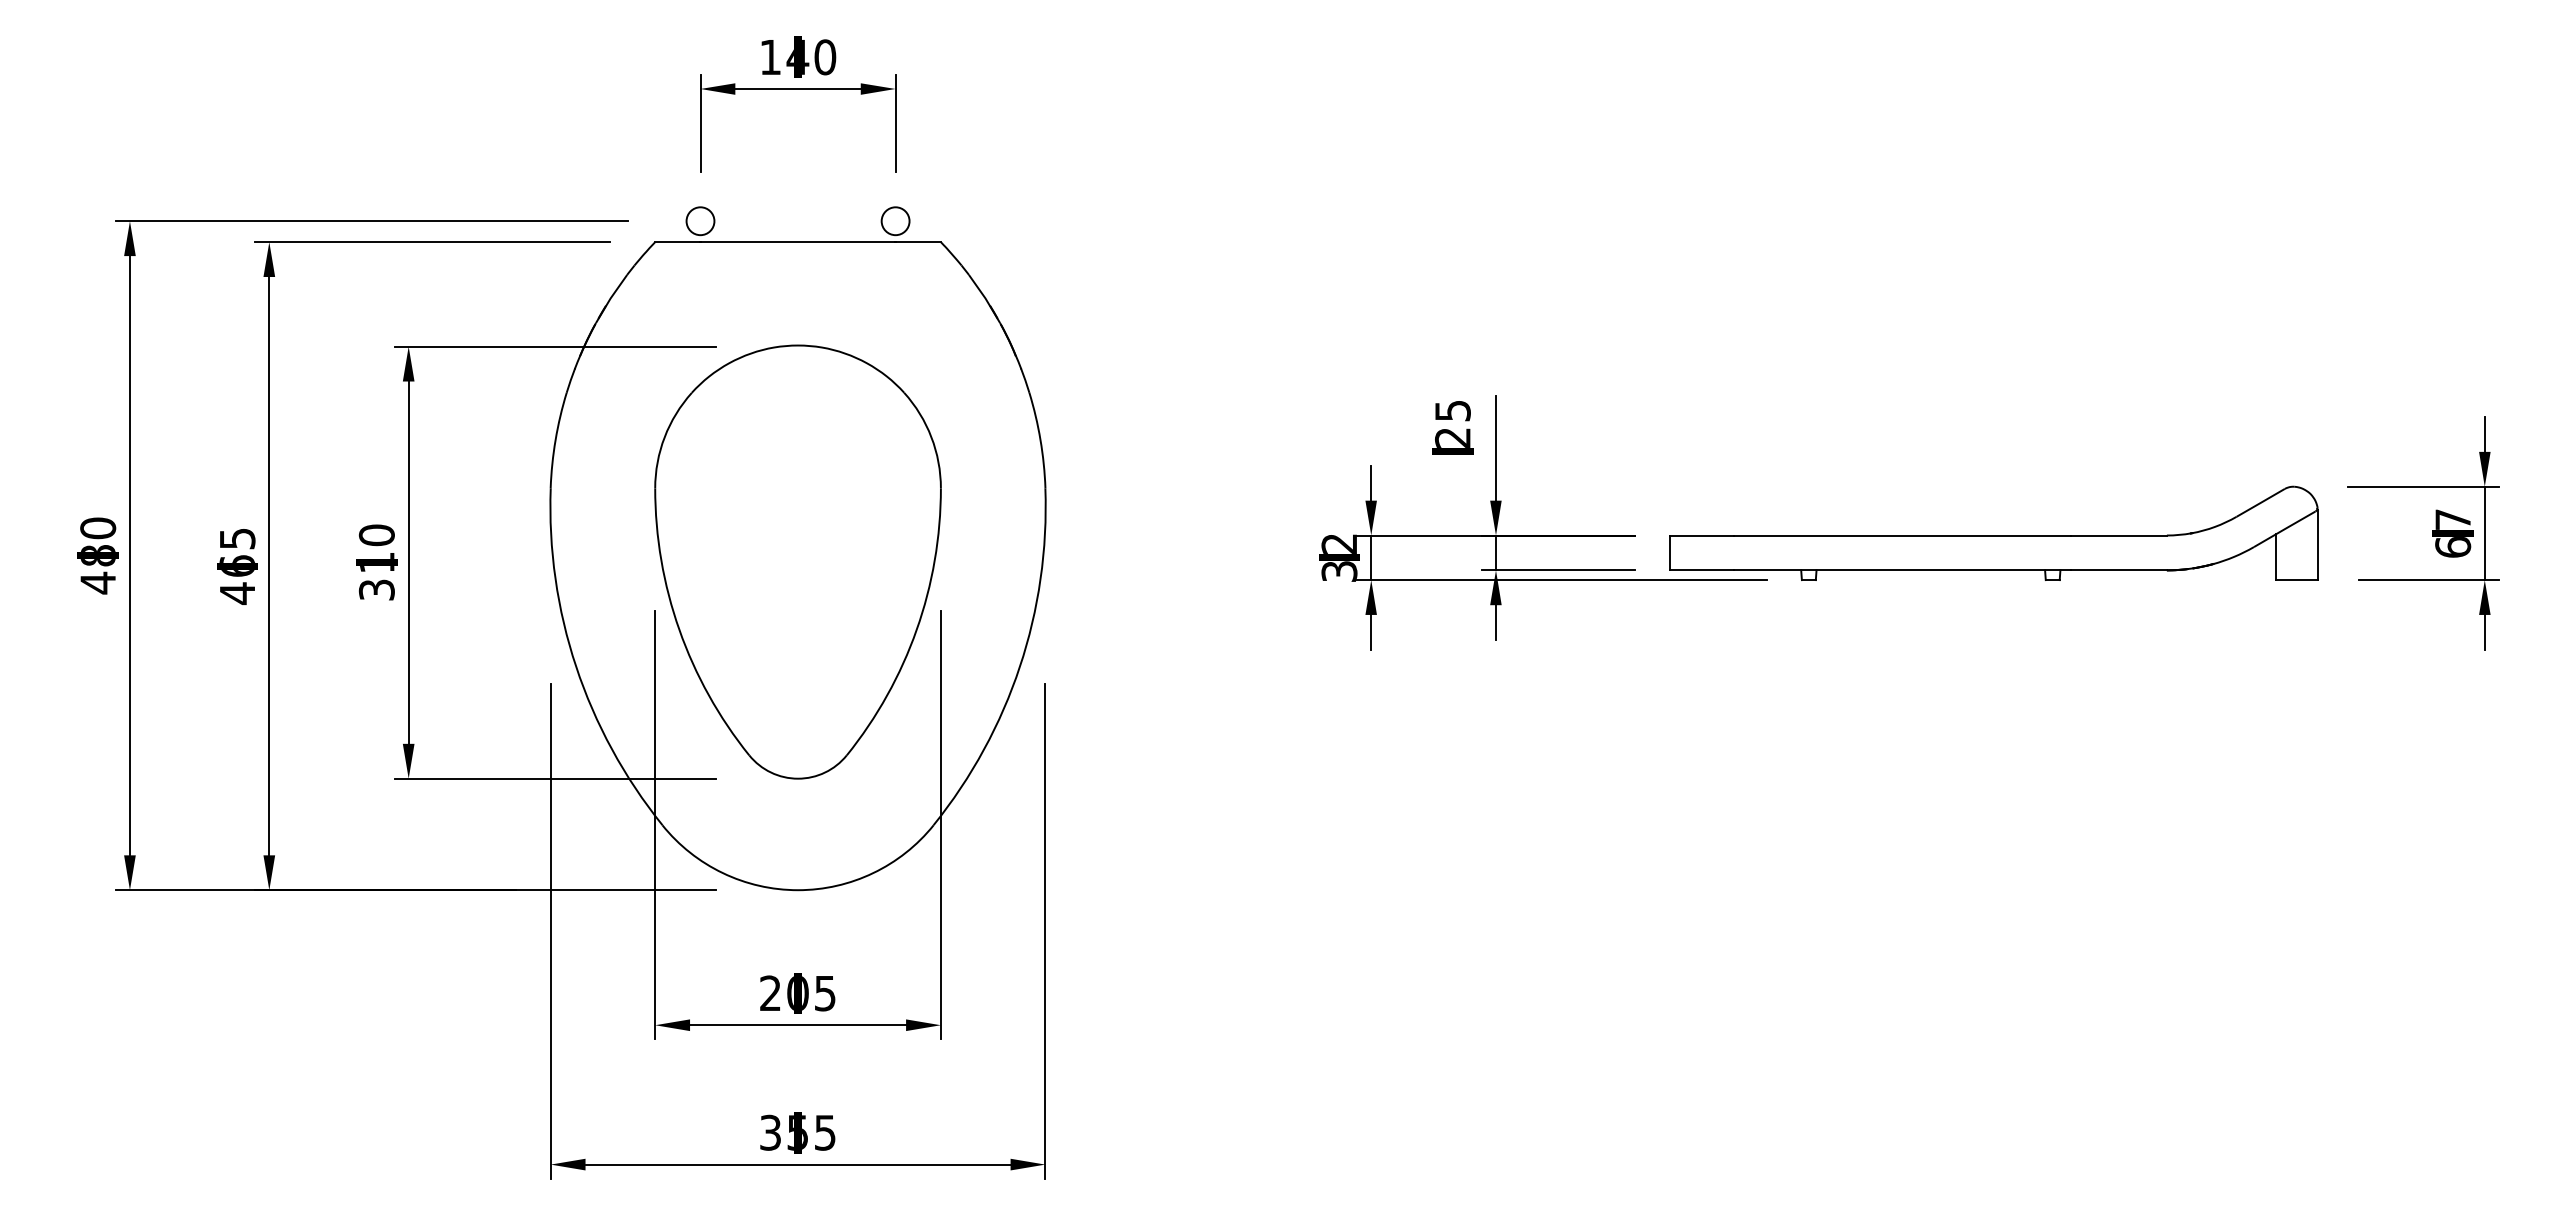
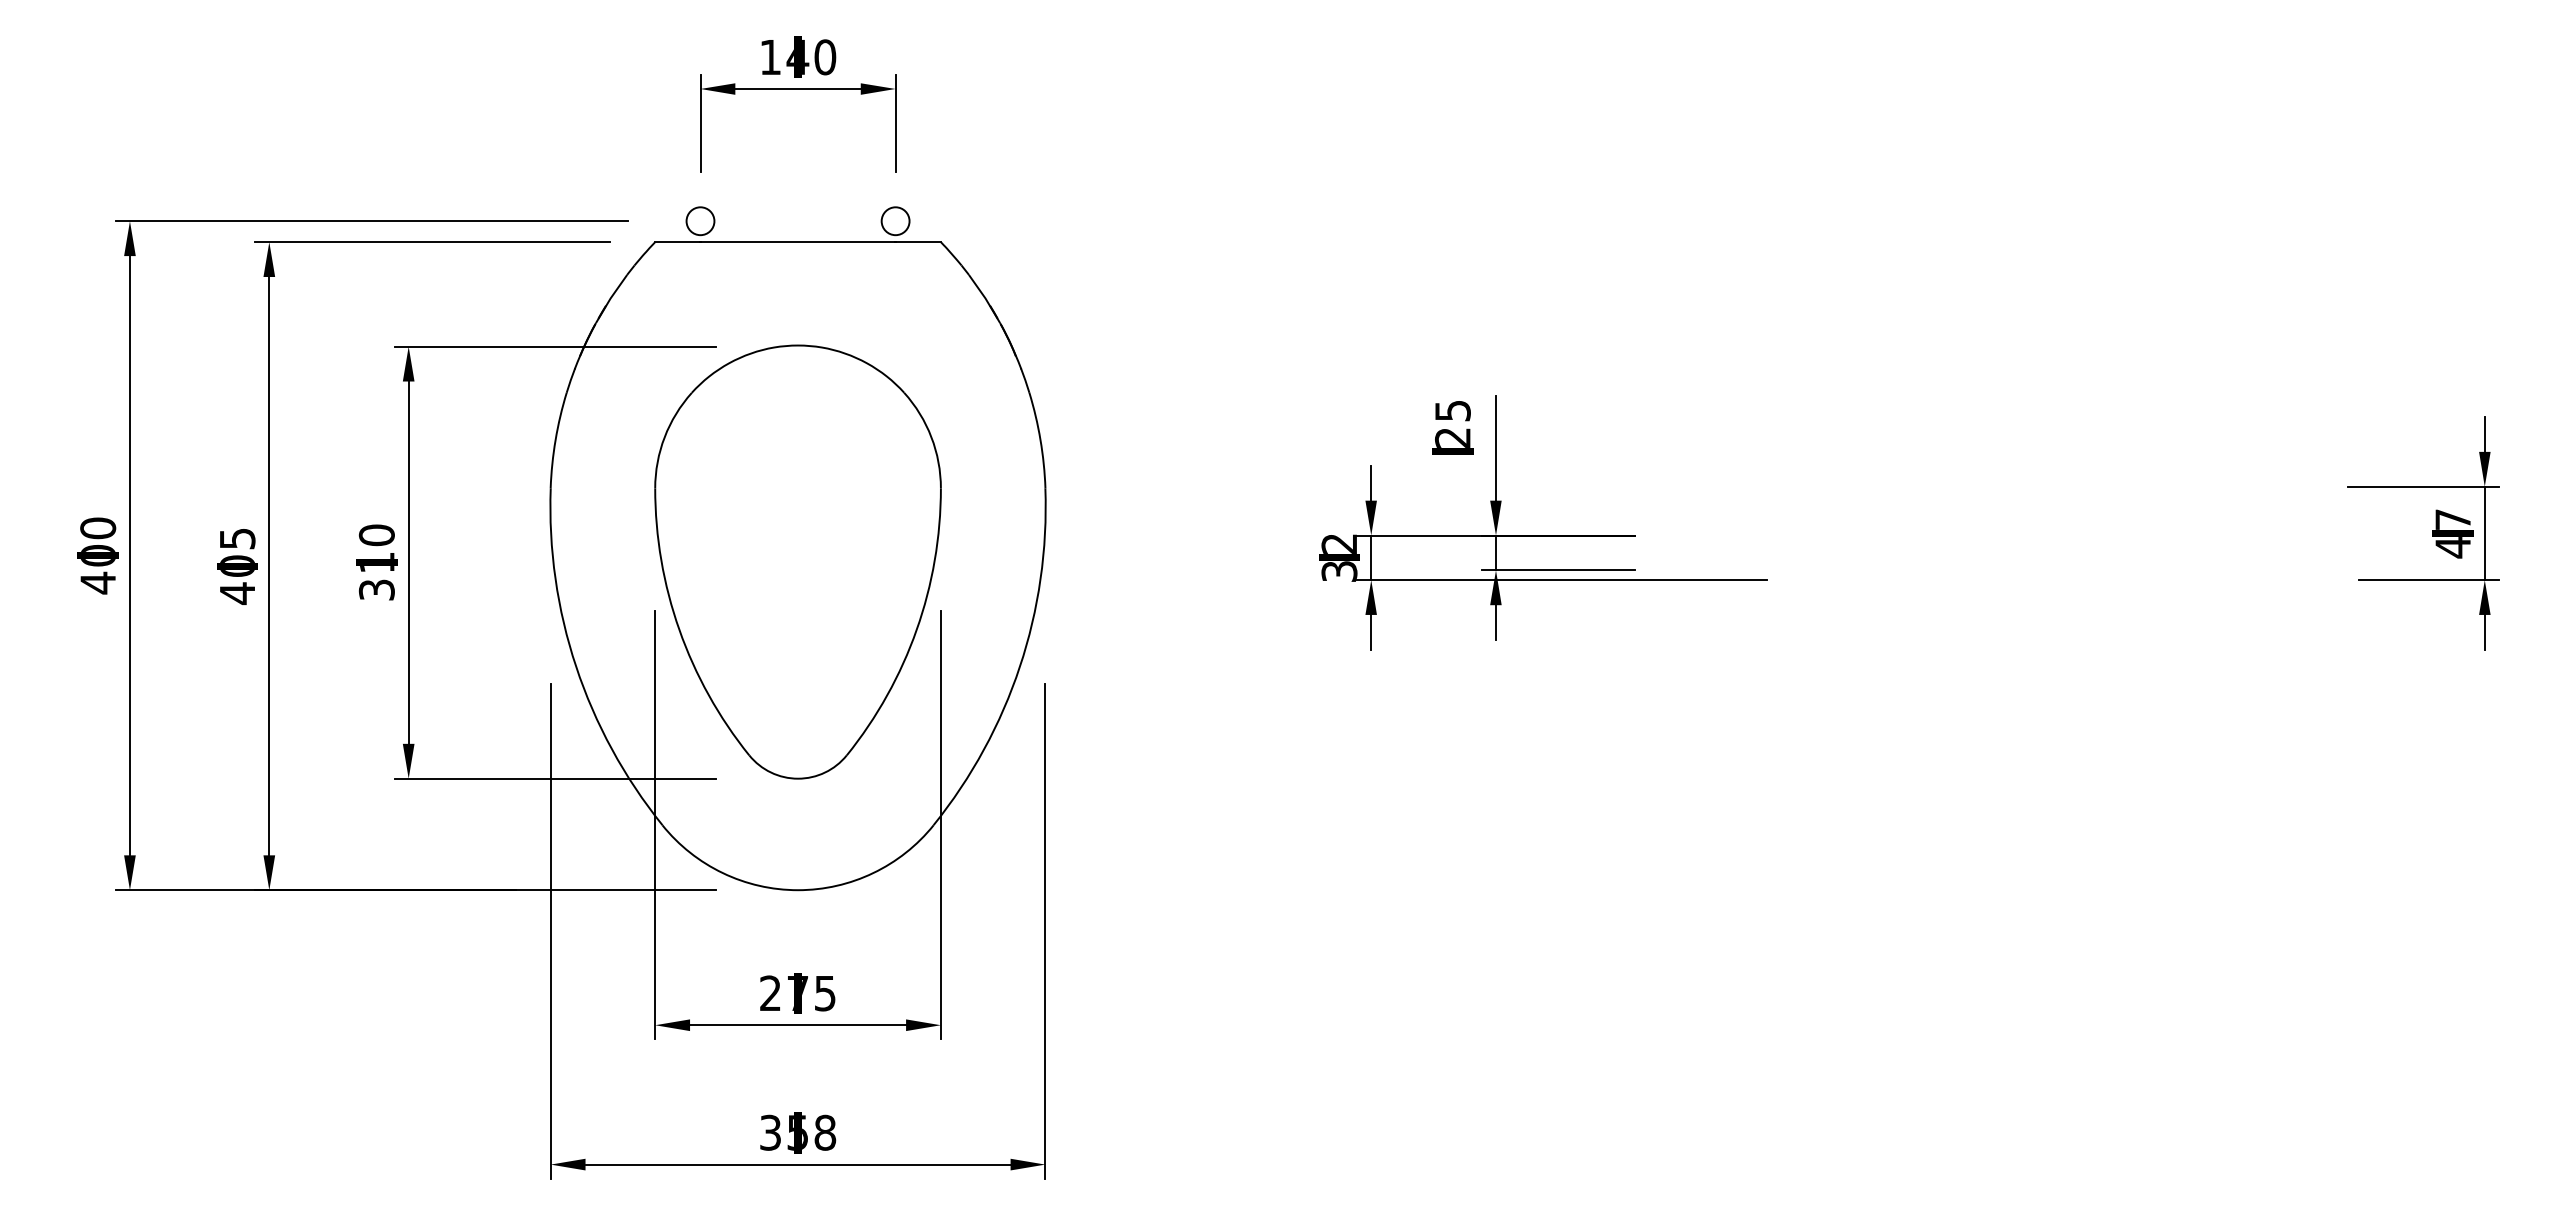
part: present -> none (1993, 532)
text: 67 -> 47 (2453, 547)
text: 480 -> 400 (98, 555)
text: 465 -> 405 (236, 565)
text: 205 -> 275 (797, 993)
text: 355 -> 358 (825, 1132)
